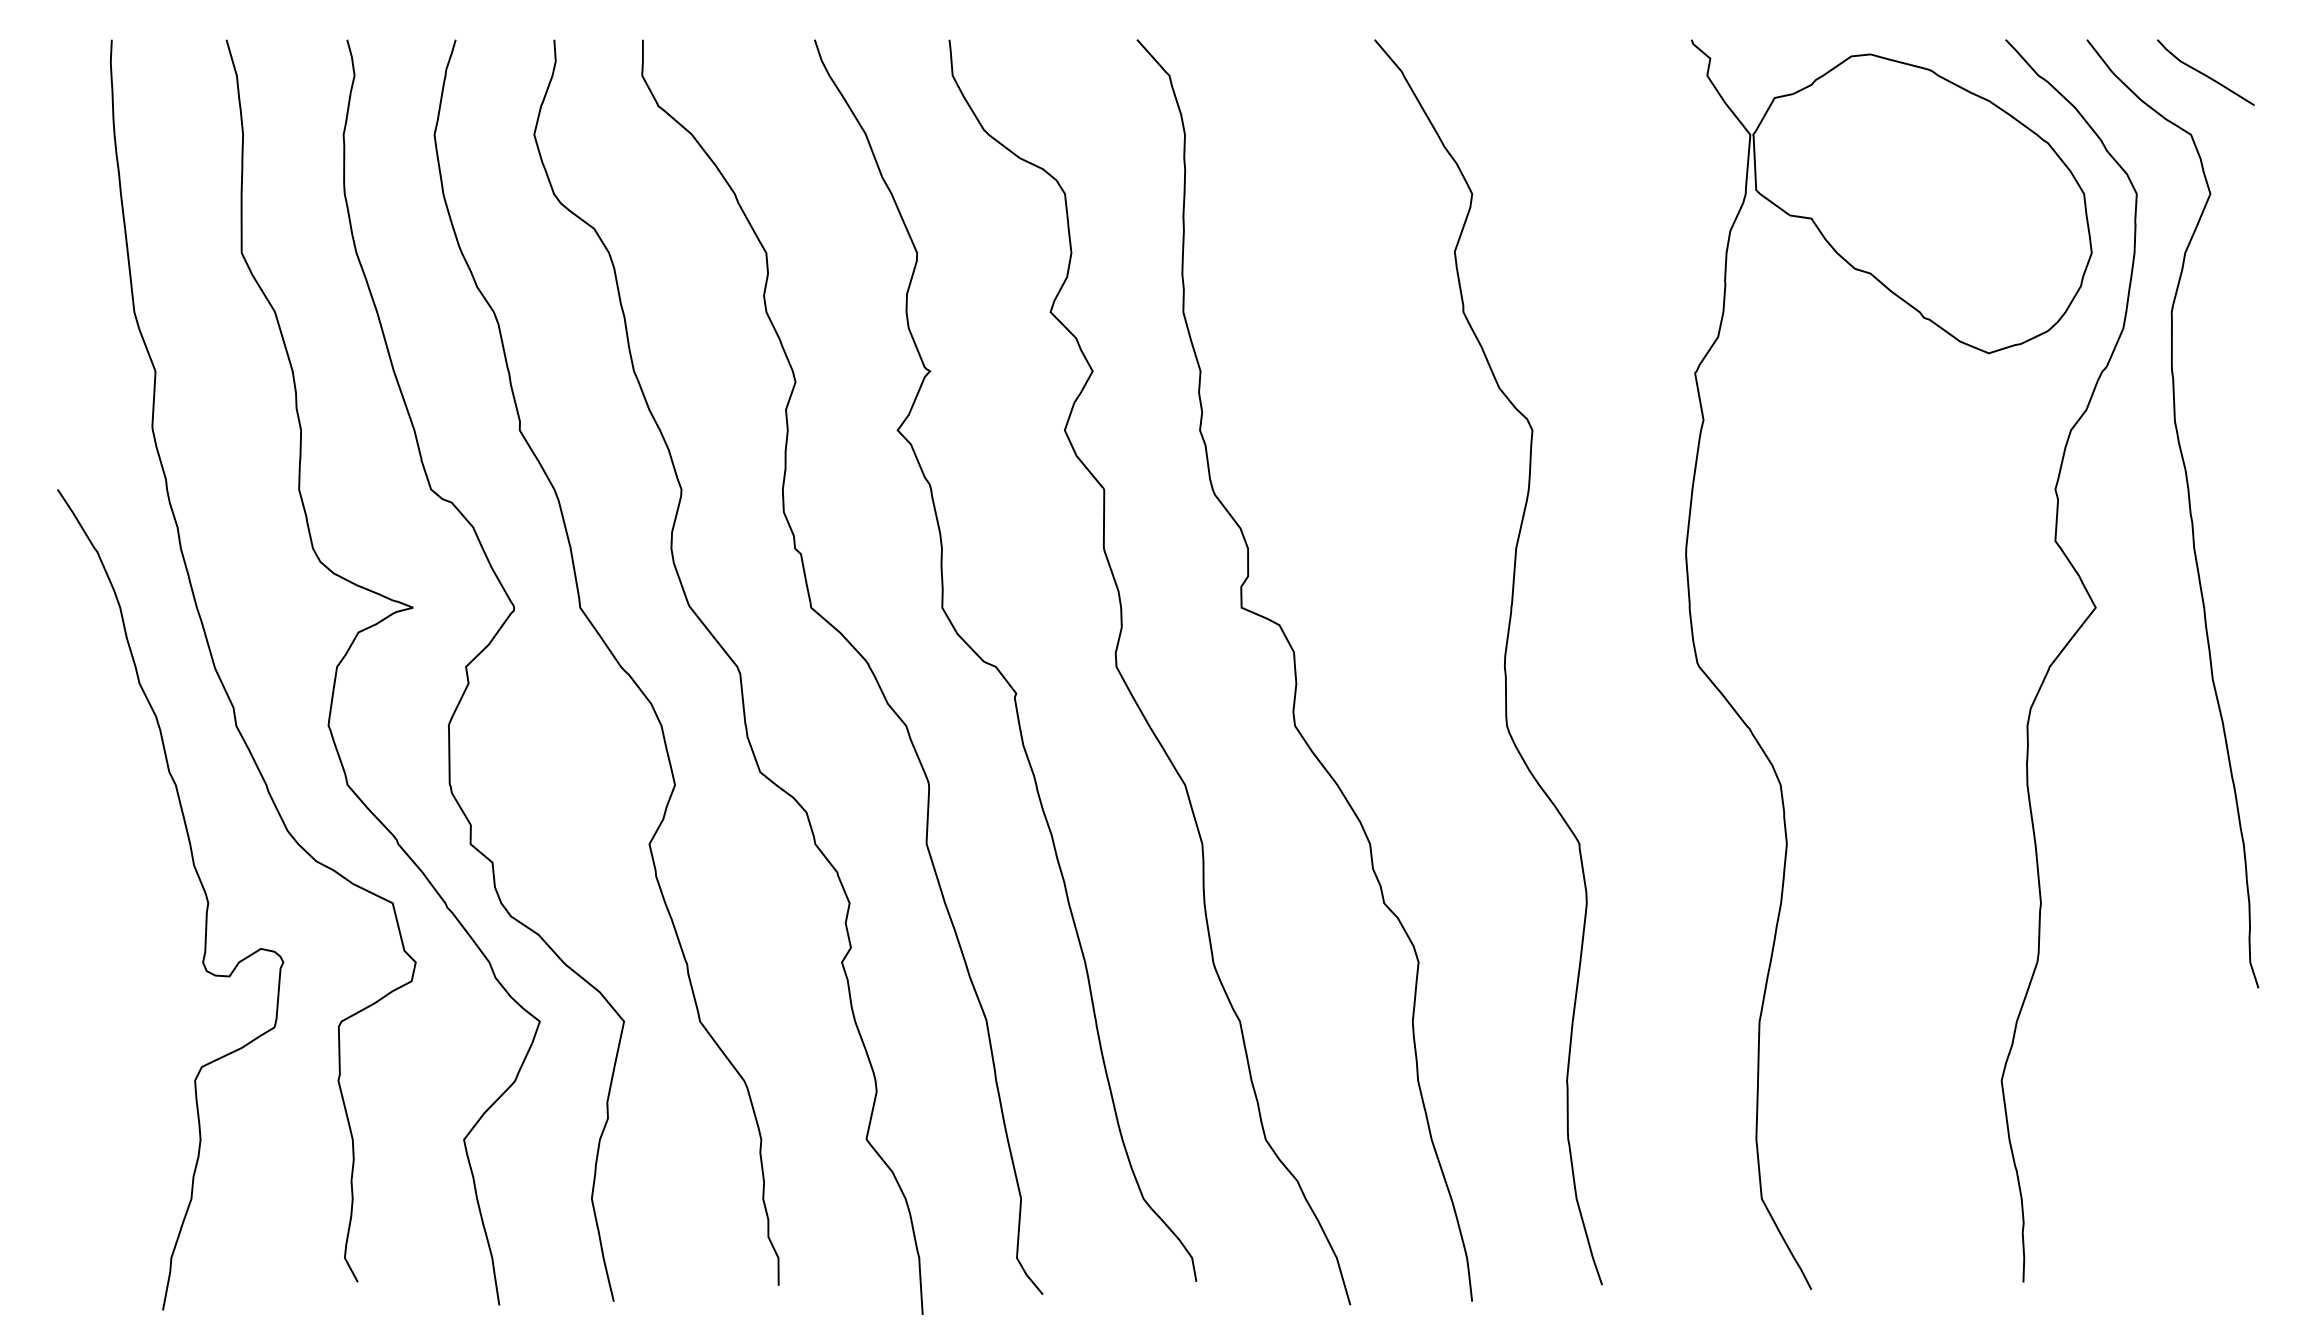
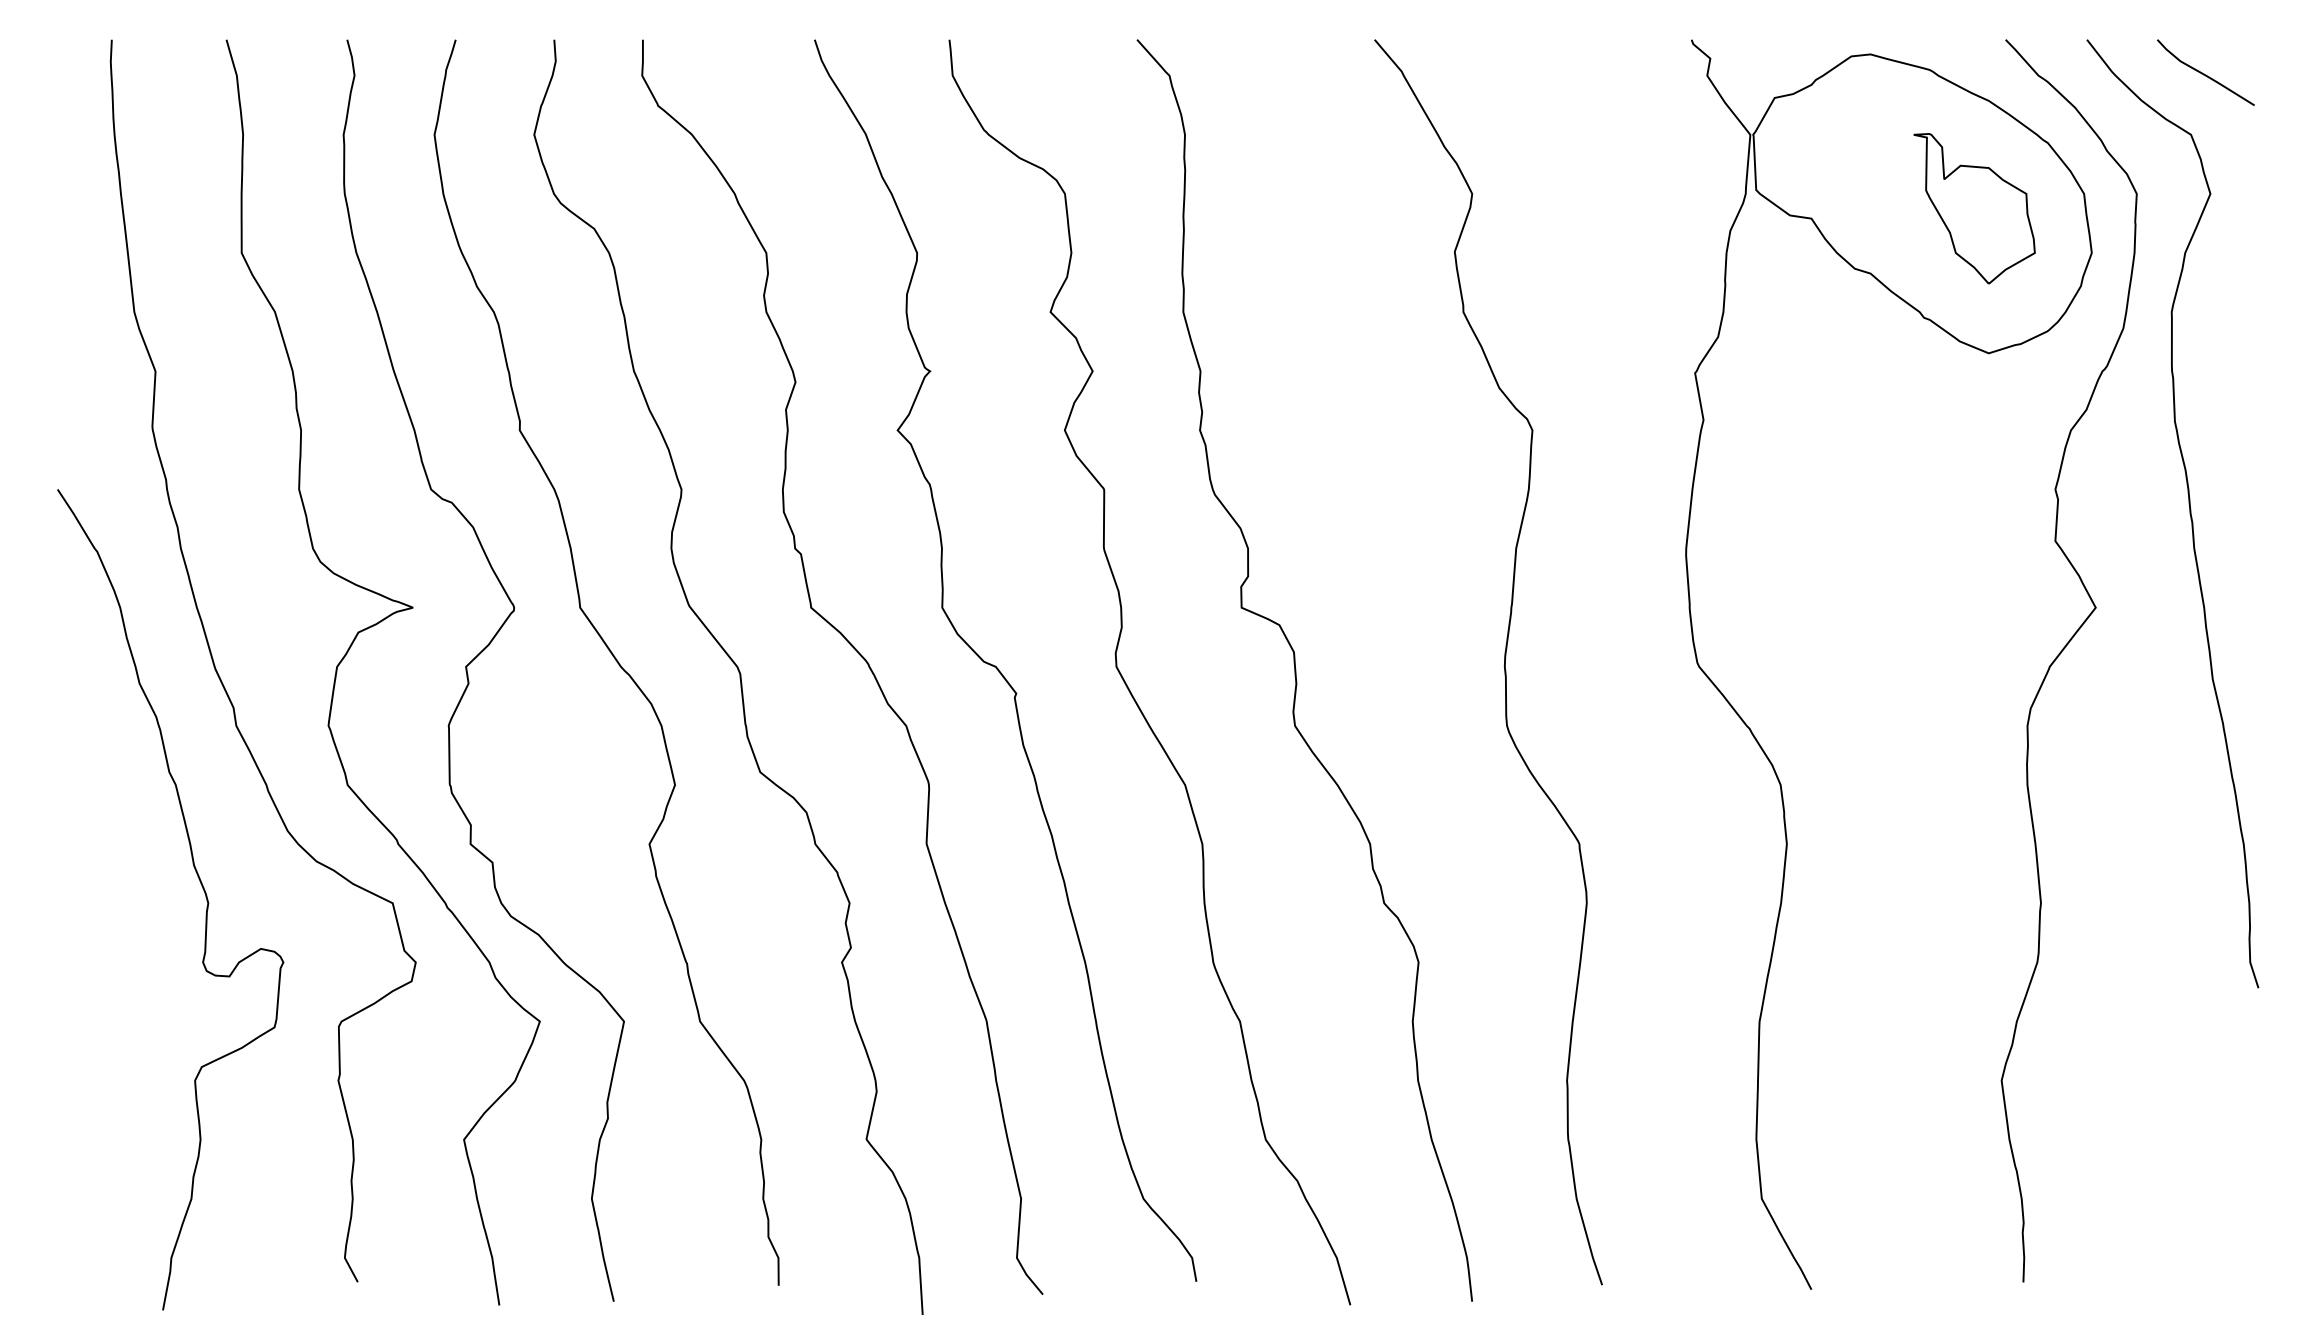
part: none -> present (1974, 208)
